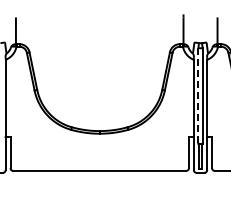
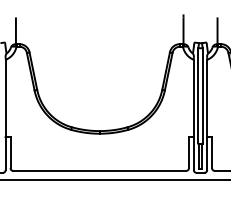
line: dashed -> solid (198, 95)
line: none -> present (114, 179)
